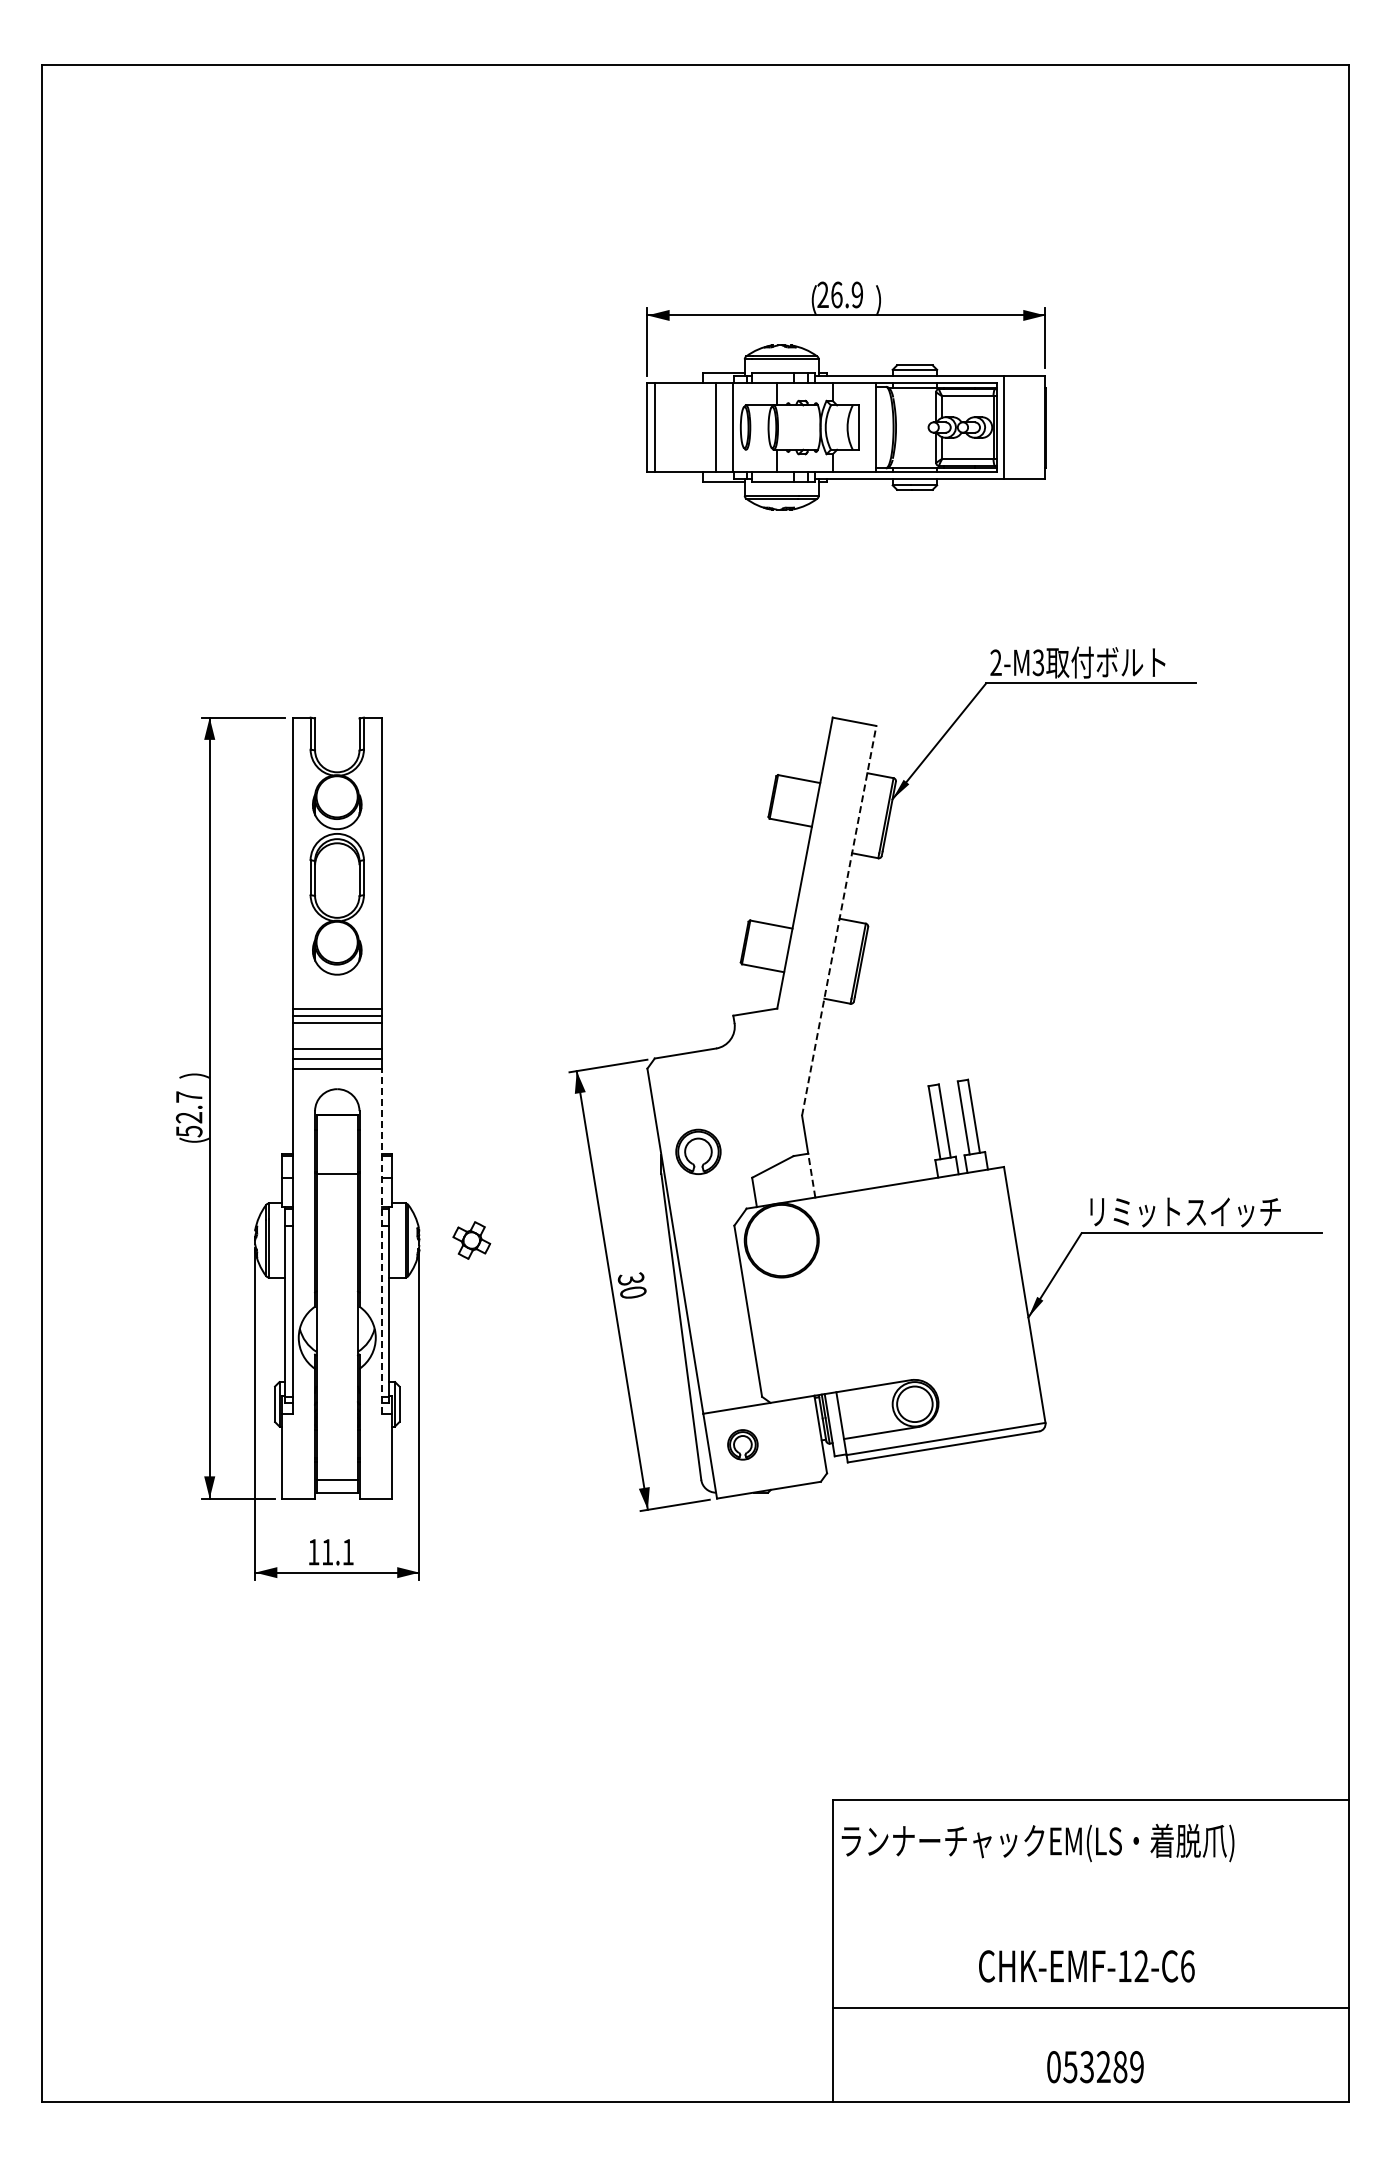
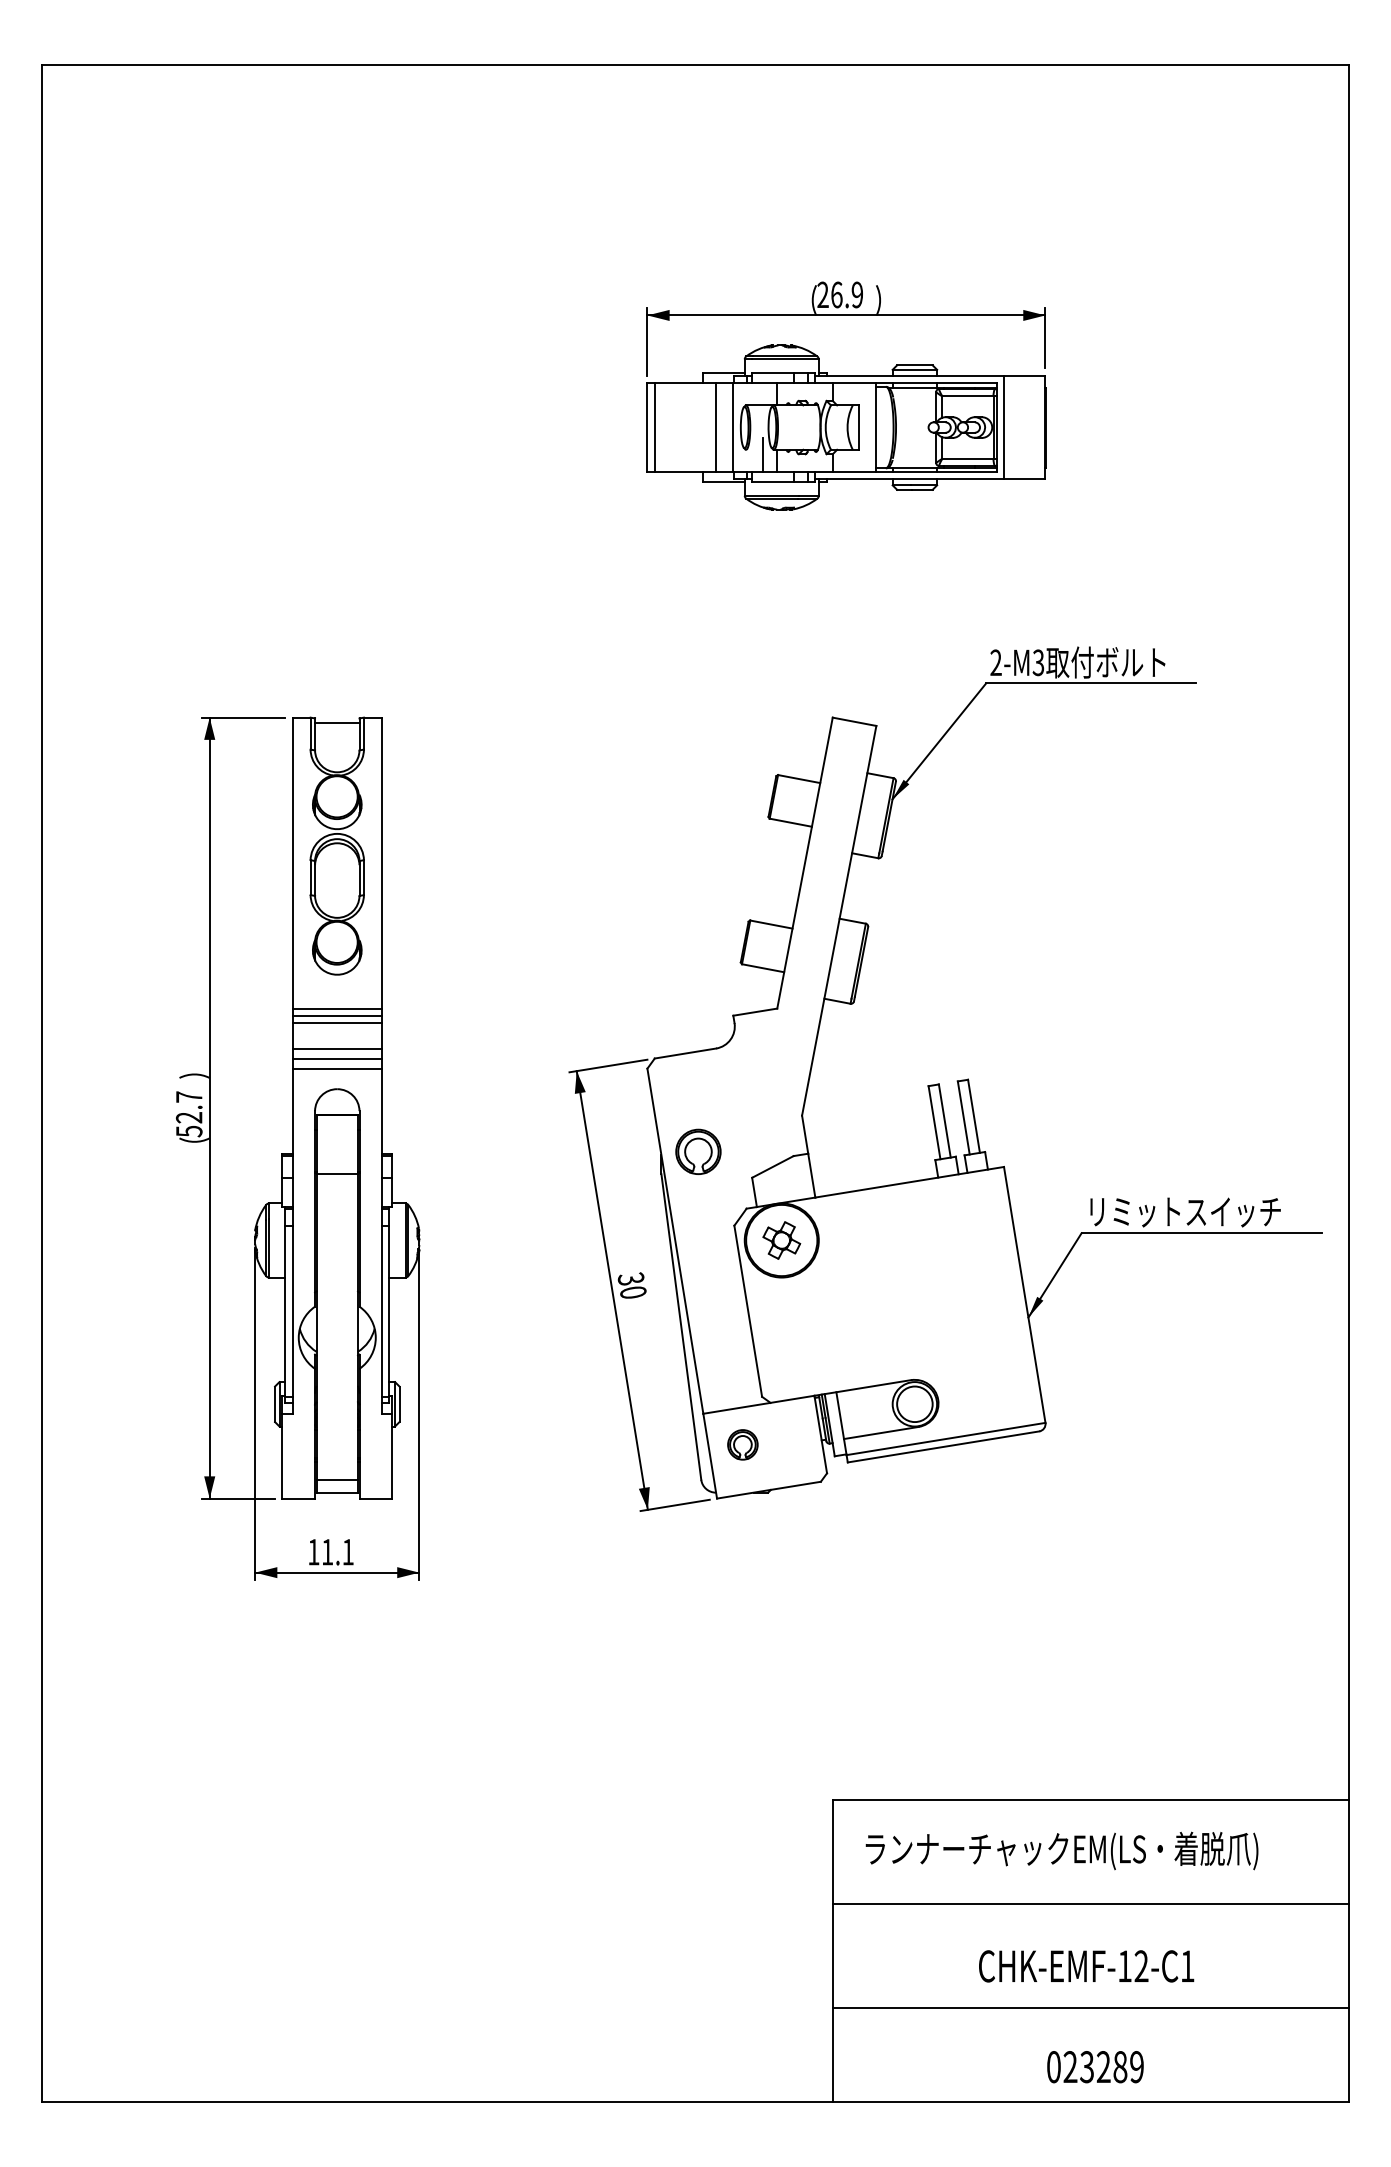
line: none -> present (763, 454)
line: none -> present (337, 722)
line: dashed -> solid (839, 920)
line: dashed -> solid (811, 1175)
part position: (471, 1240) -> (781, 1240) (781, 1240)
line: dashed -> solid (381, 1241)
text position: (1037, 1842) -> (1061, 1850) (1061, 1850)
line: none -> present (1090, 1903)
text: CHK-EMF-12-C6 -> CHK-EMF-12-C1 (1187, 1966)
text: 053289 -> 023289 (1070, 2067)
